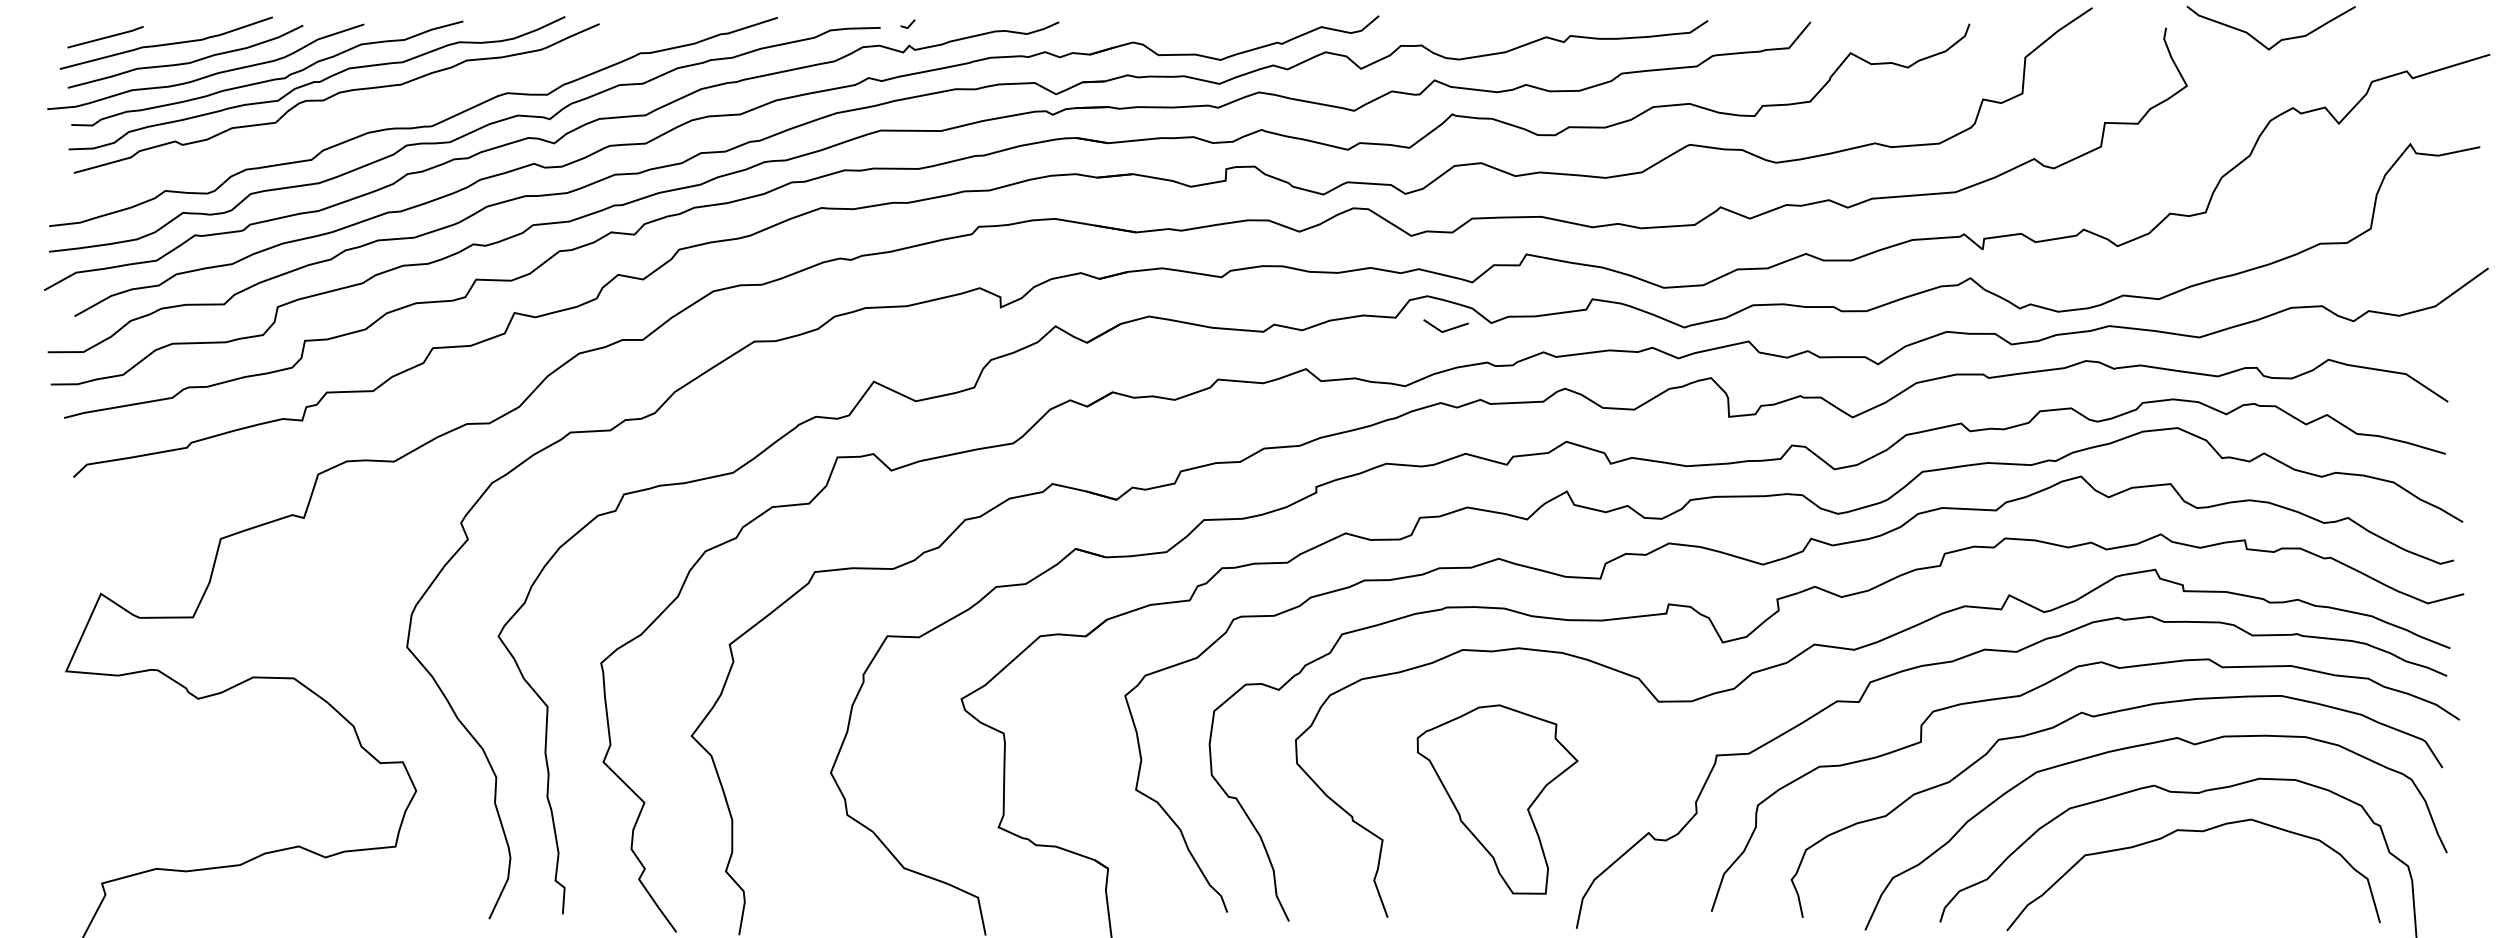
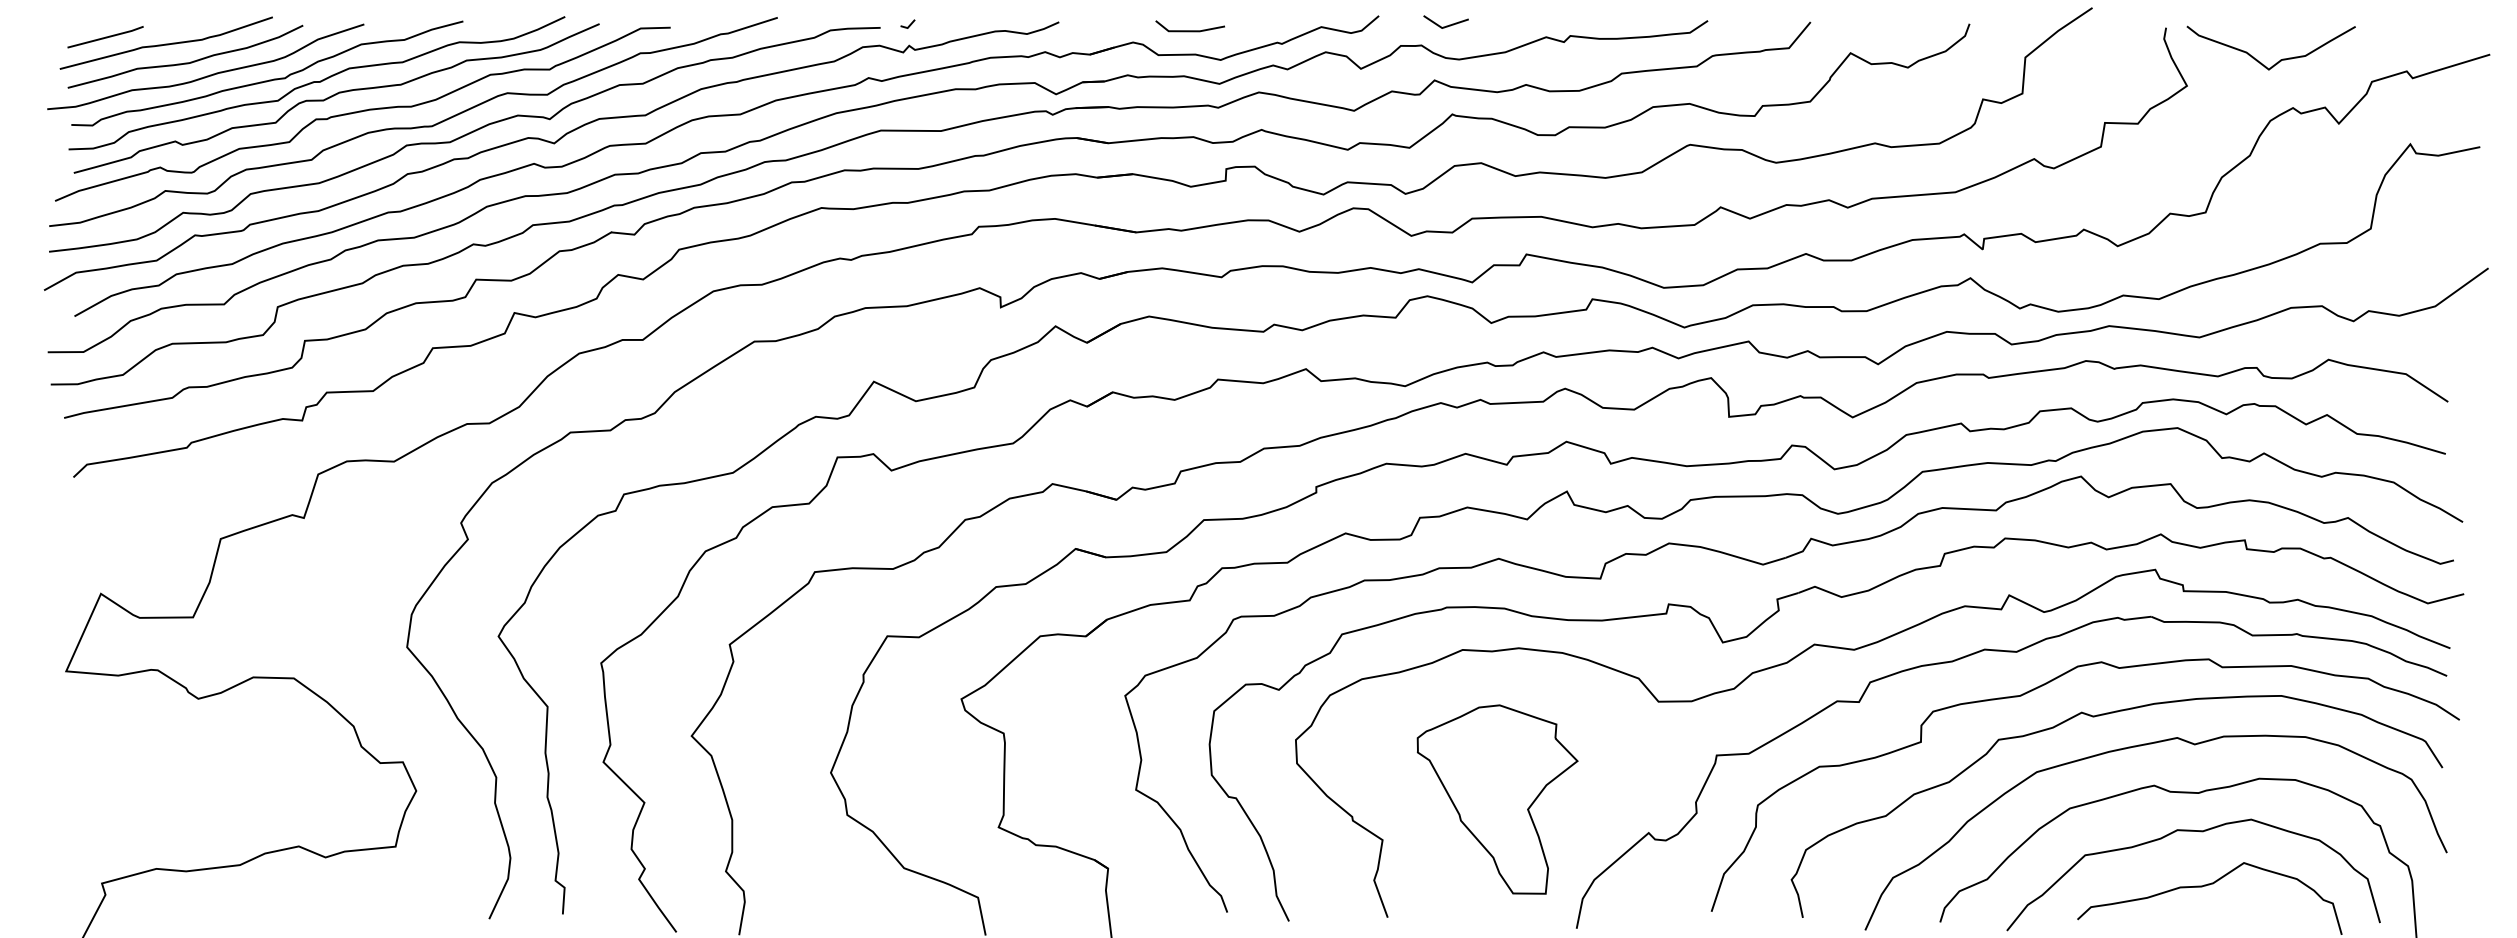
line: none -> present (1189, 30)
curve position: (2280, 39) -> (2280, 59) (2280, 59)
curve: none -> present (361, 112)
line position: (1446, 329) -> (1446, 25) (1446, 25)
curve: none -> present (2206, 886)
